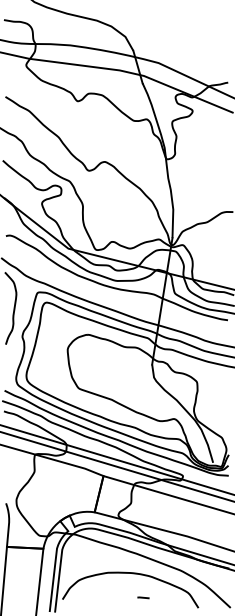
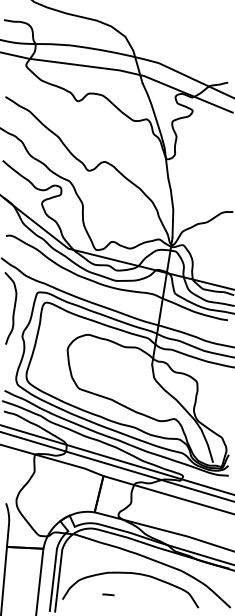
line position: (143, 597) -> (108, 594) (108, 594)
